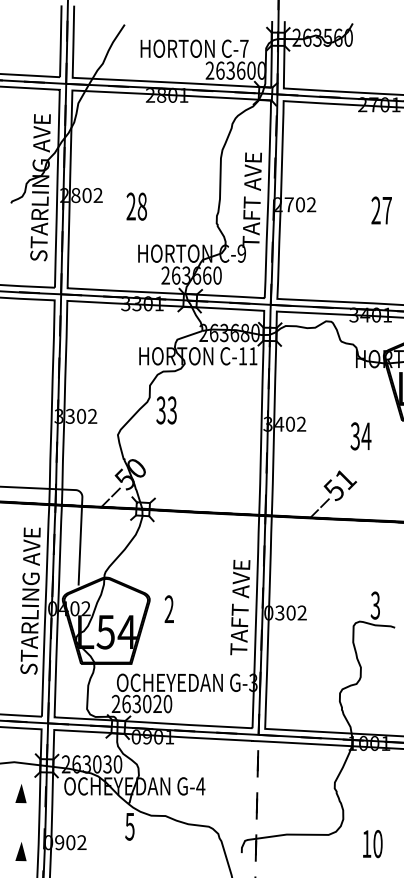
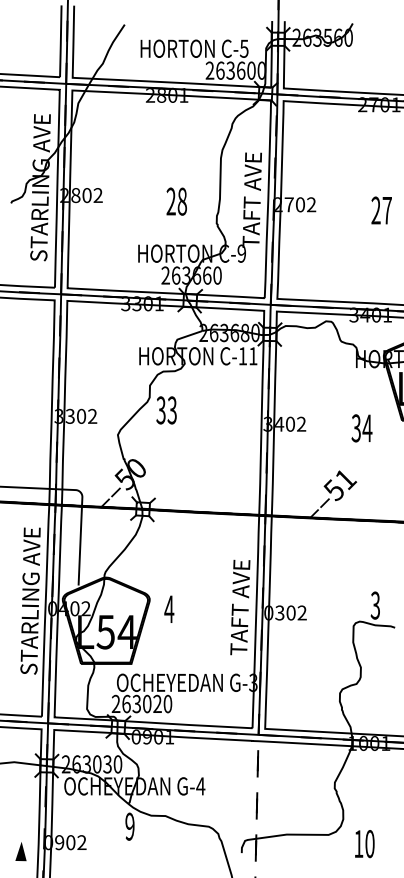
text: C-7 -> C-5 (243, 48)
text position: (136, 206) -> (176, 201) (176, 201)
text position: (360, 436) -> (361, 428) (361, 428)
text: 2 -> 4 (169, 608)
part: present -> none (20, 793)
text: 5 -> 9 (129, 826)
text position: (372, 844) -> (364, 844) (364, 844)
